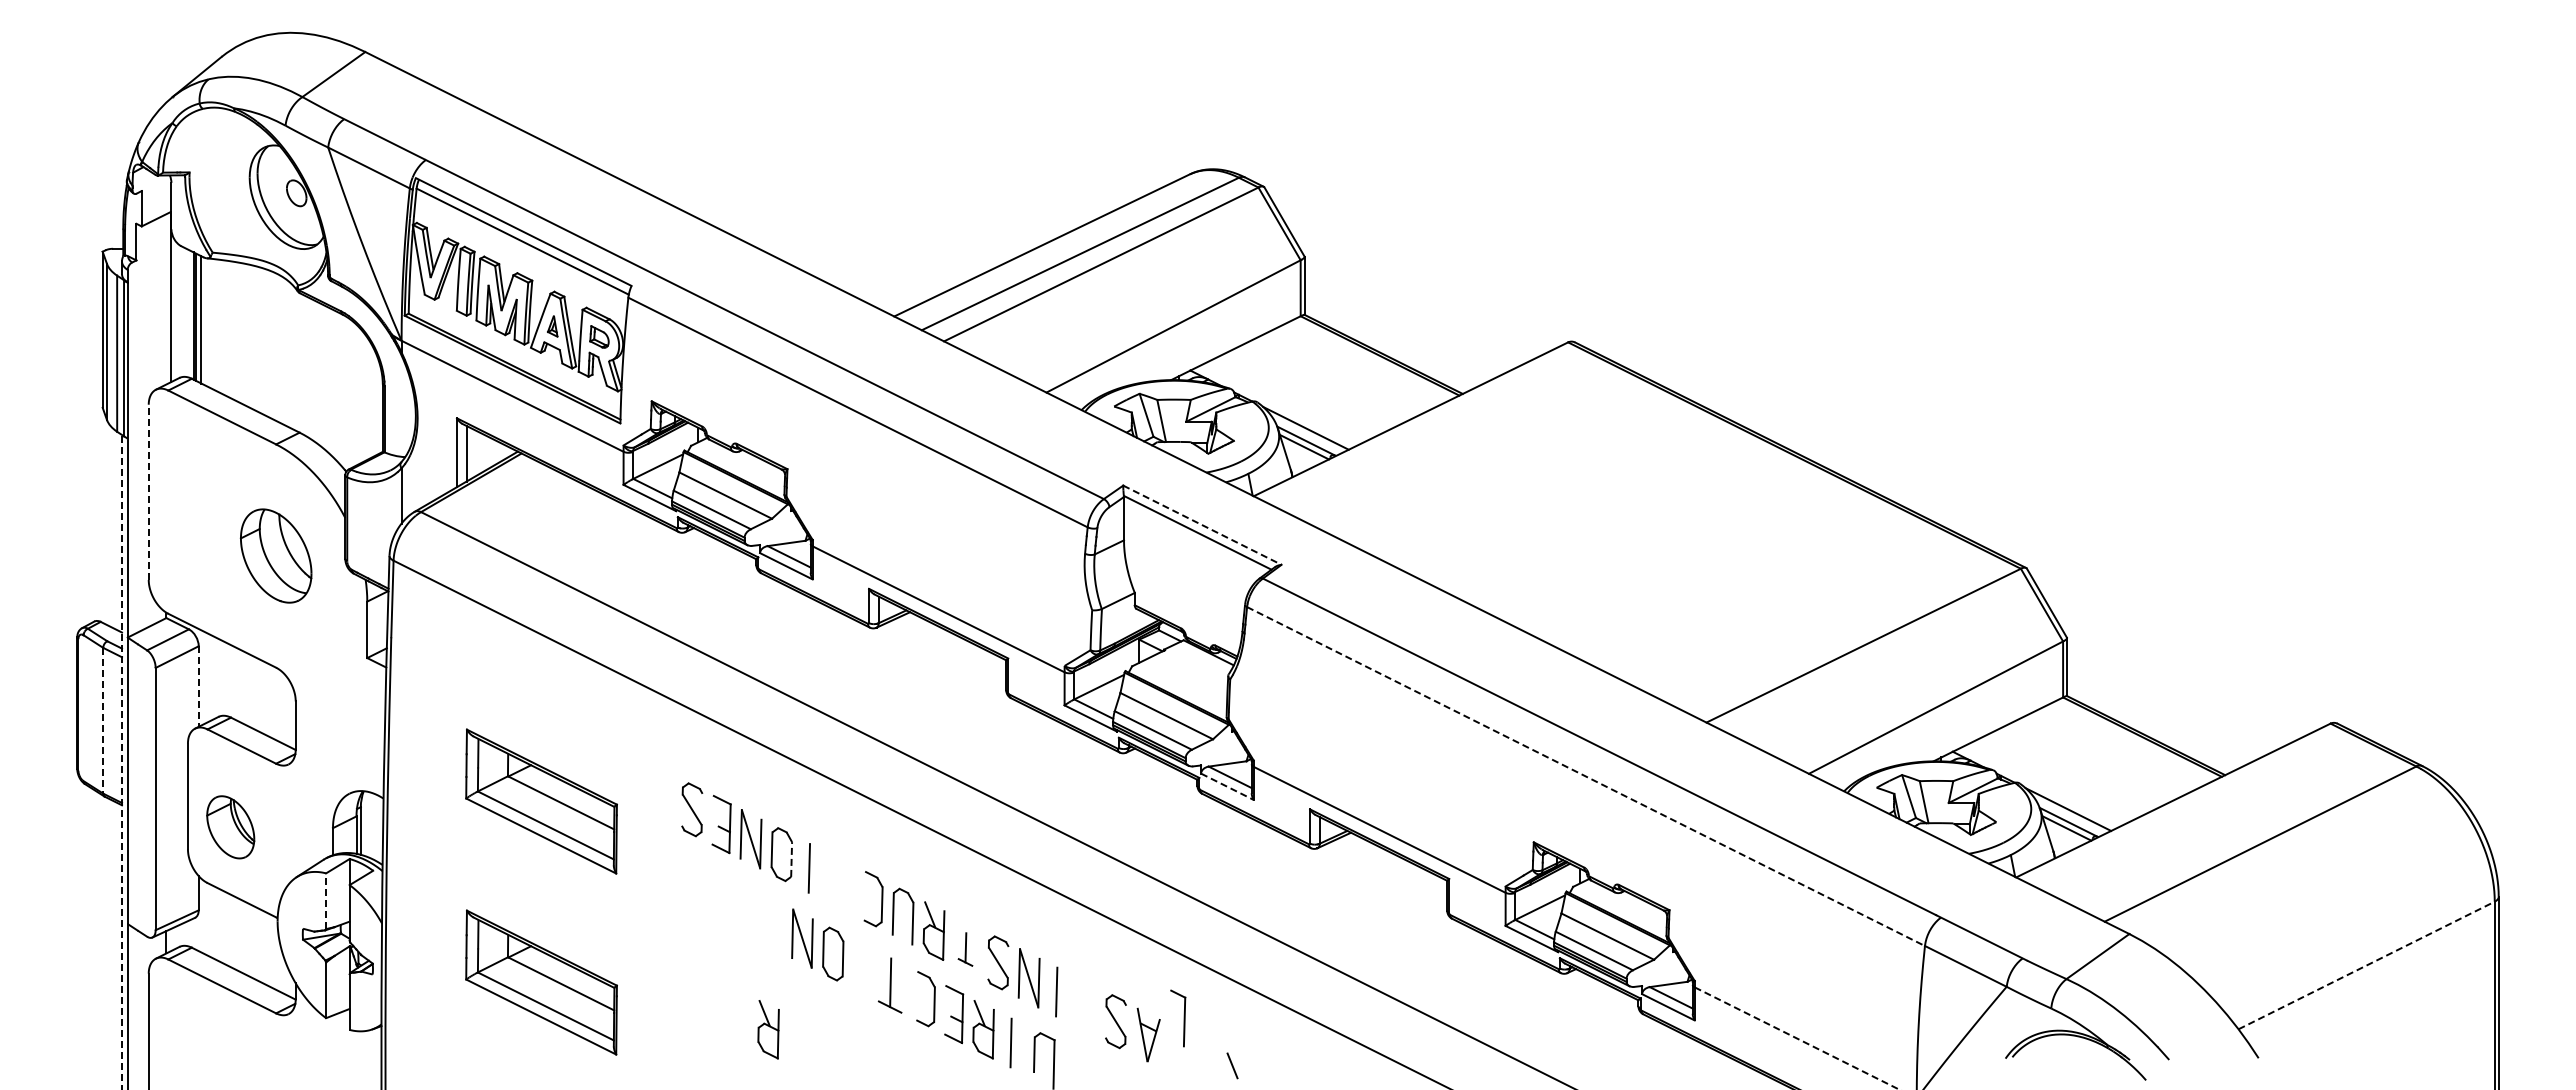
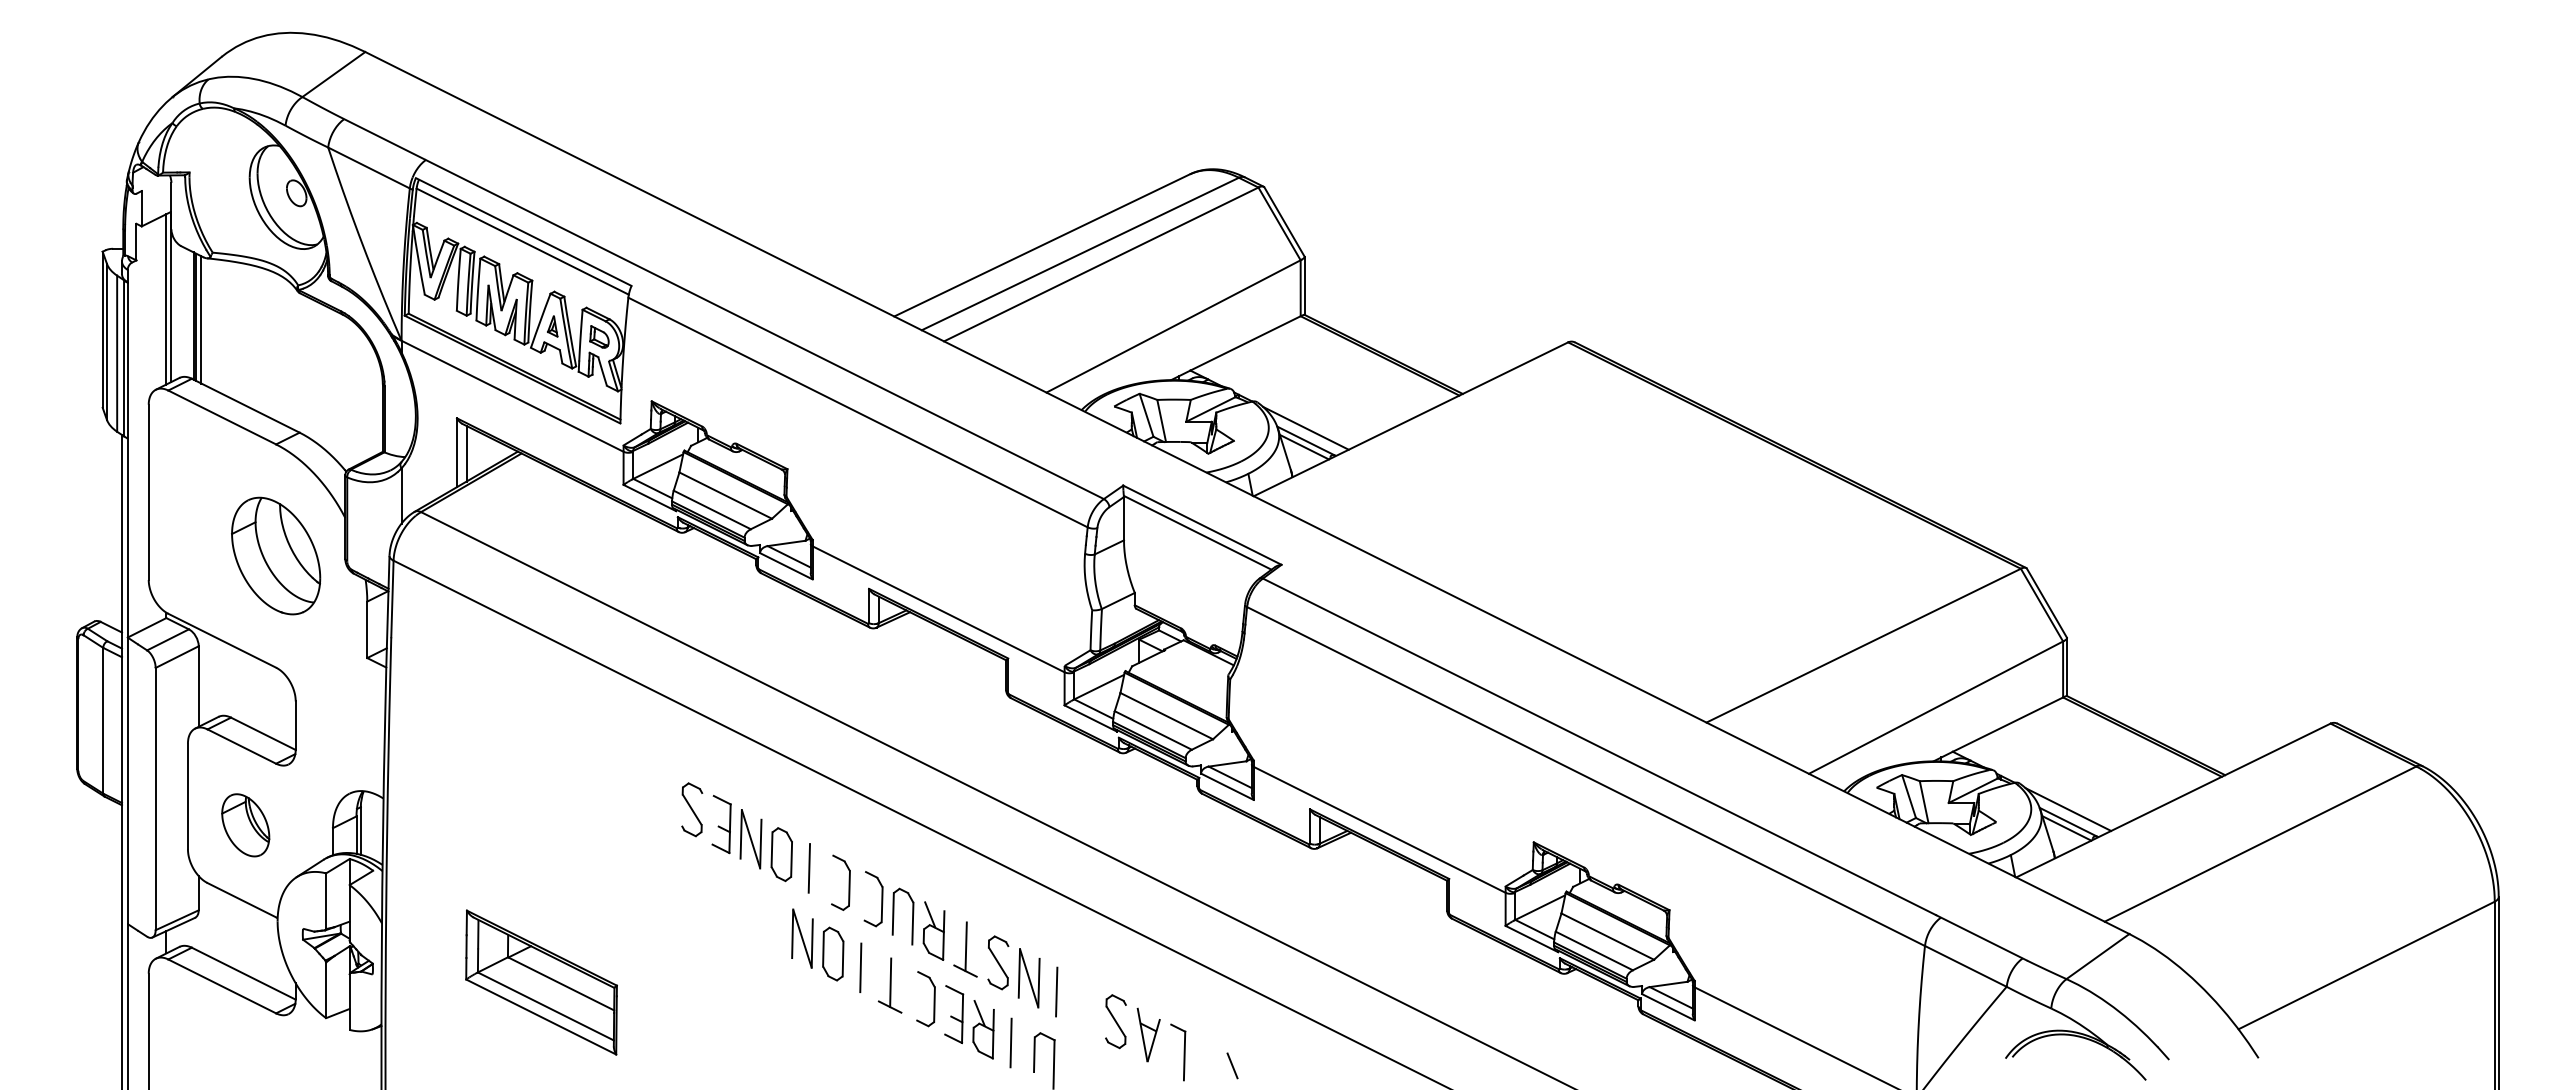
line: none -> present (166, 299)
line: dashed -> solid (148, 492)
line: dashed -> solid (1202, 525)
part size: 74x96 px -> 91x120 px (276, 555)
line: dashed -> solid (198, 687)
line: dashed -> solid (103, 720)
line: dashed -> solid (122, 761)
line: dashed -> solid (1586, 776)
line: dashed -> solid (1227, 787)
part: present -> none (541, 801)
part position: (230, 827) -> (245, 825) (245, 825)
line: dashed -> solid (791, 859)
part: none -> present (848, 882)
line: dashed -> solid (326, 901)
part size: 17x35 px -> 25x57 px (965, 949)
line: dashed -> solid (2367, 965)
line: none -> present (860, 967)
part position: (1178, 1018) -> (1178, 1052) (1178, 1052)
part: present -> none (768, 1029)
line: dashed -> solid (1797, 1038)
